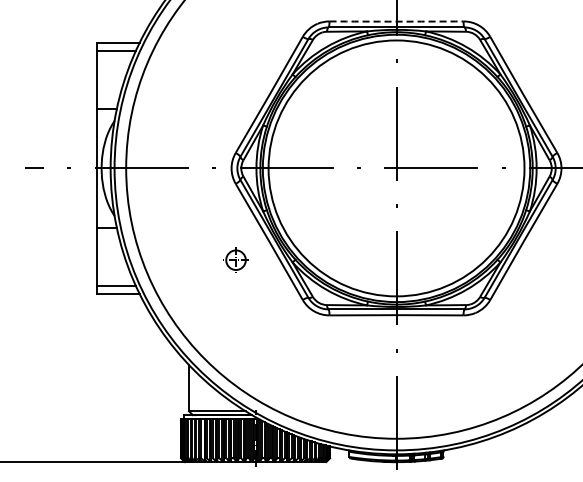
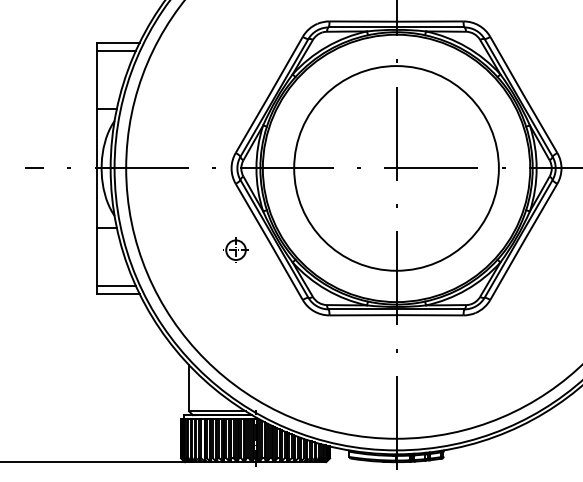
arc: dashed -> solid (396, 21)
circle diameter: 256 px -> 205 px (396, 168)
part position: (235, 259) -> (235, 249) (235, 249)
